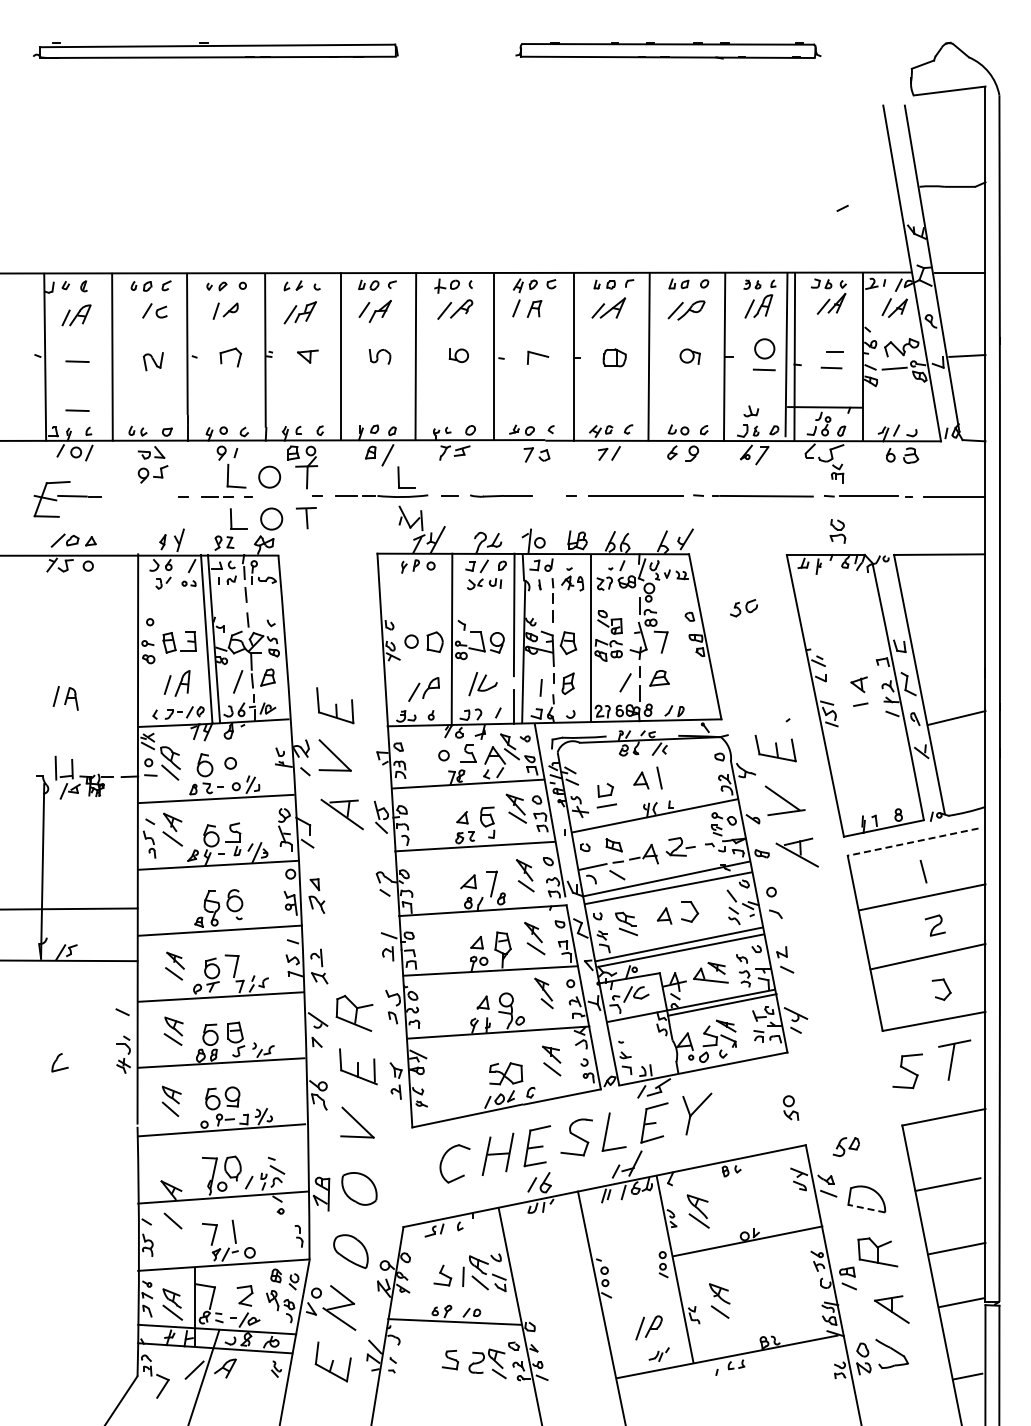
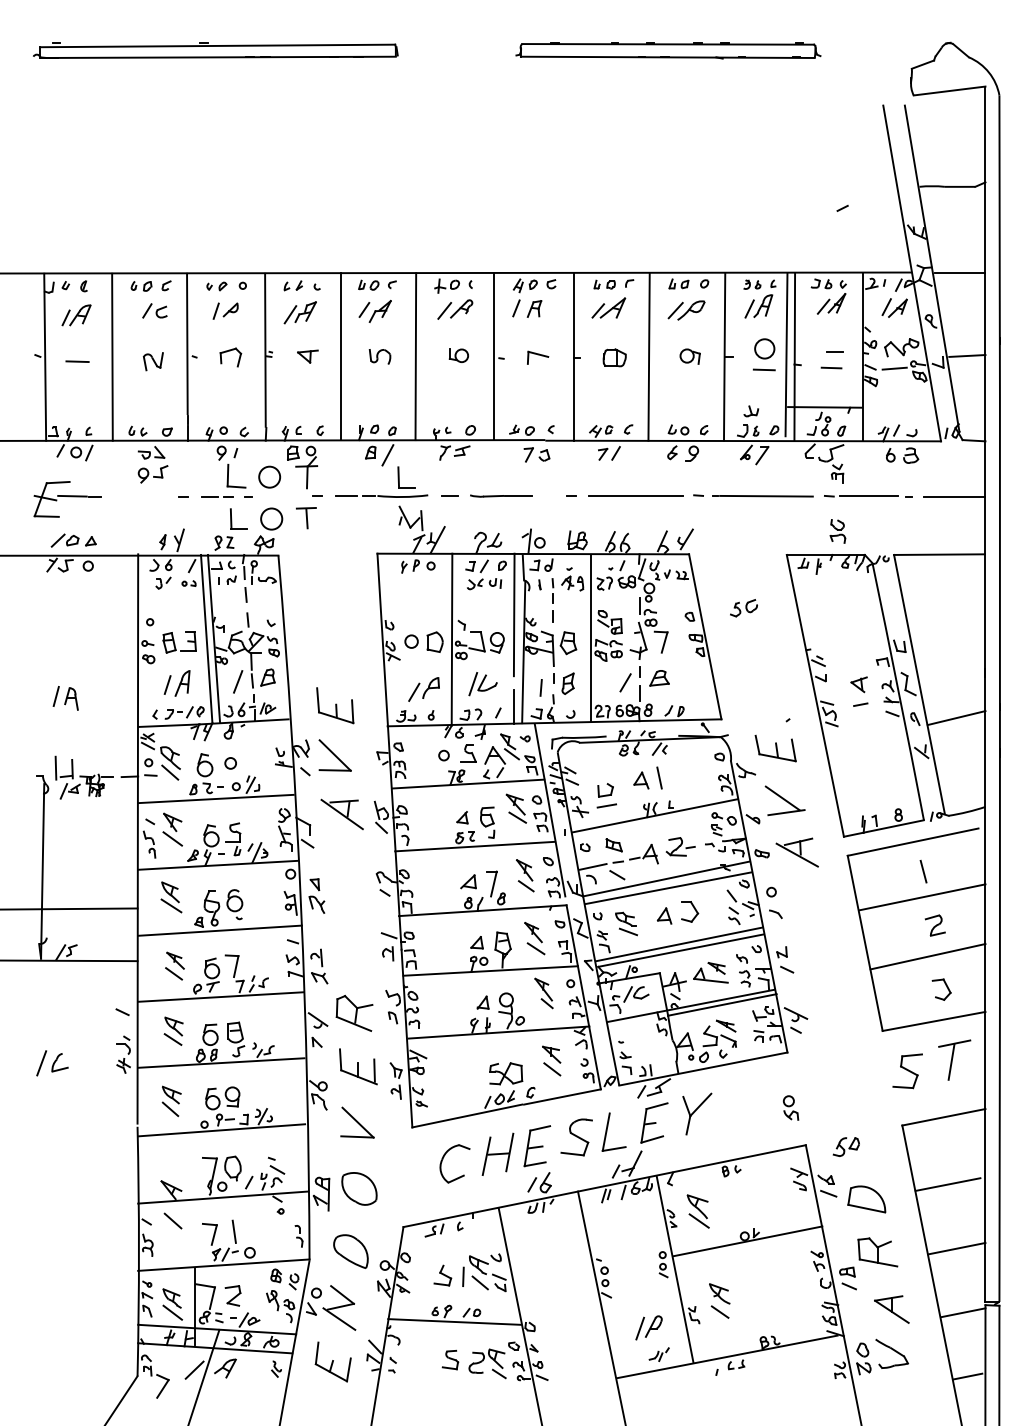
line: present -> none (77, 410)
line: dashed -> solid (913, 842)
part: none -> present (171, 897)
line: none -> present (41, 1063)
line: dashed -> solid (866, 1208)
part position: (244, 1295) -> (232, 1295) (232, 1295)
line position: (961, 1302) -> (963, 1312) (963, 1312)
